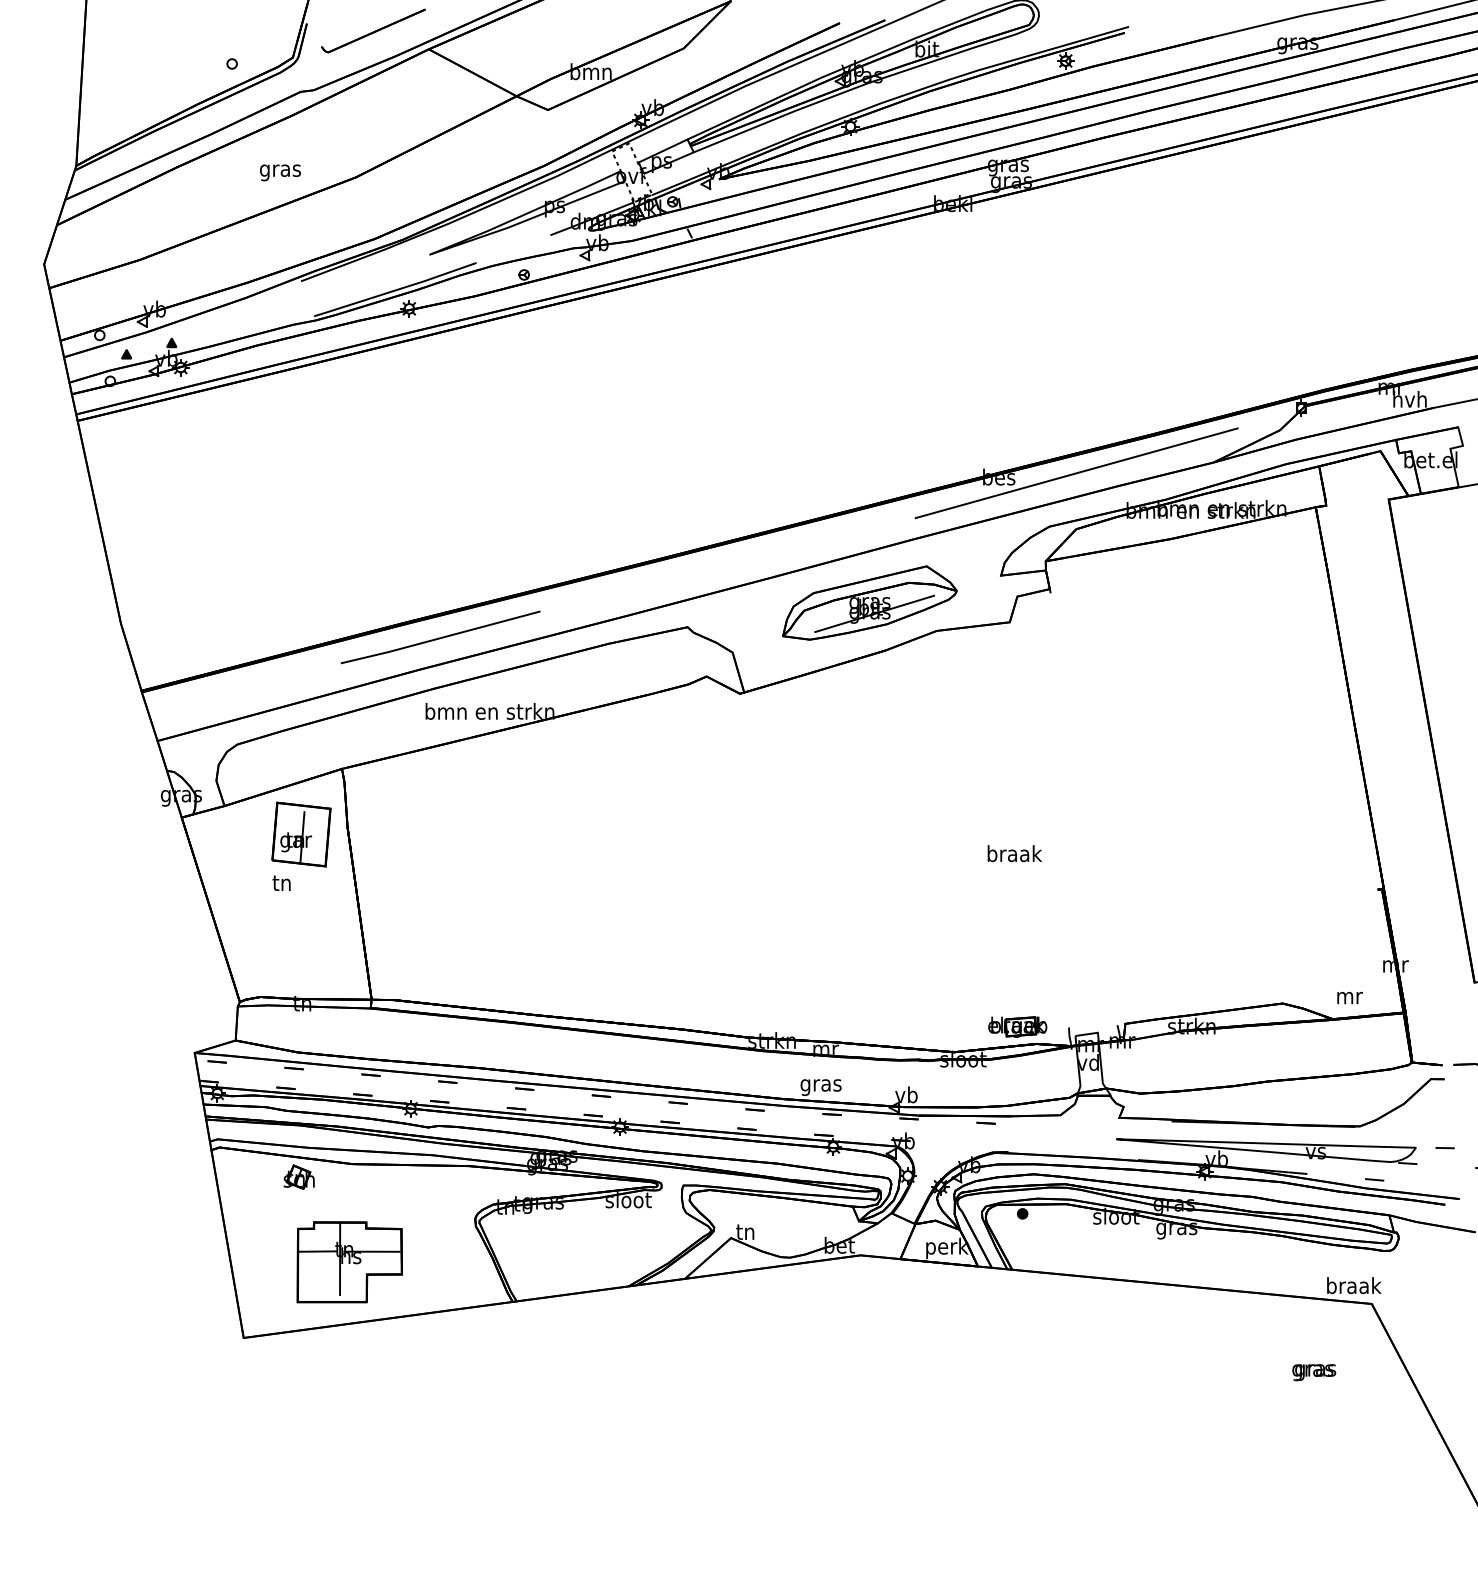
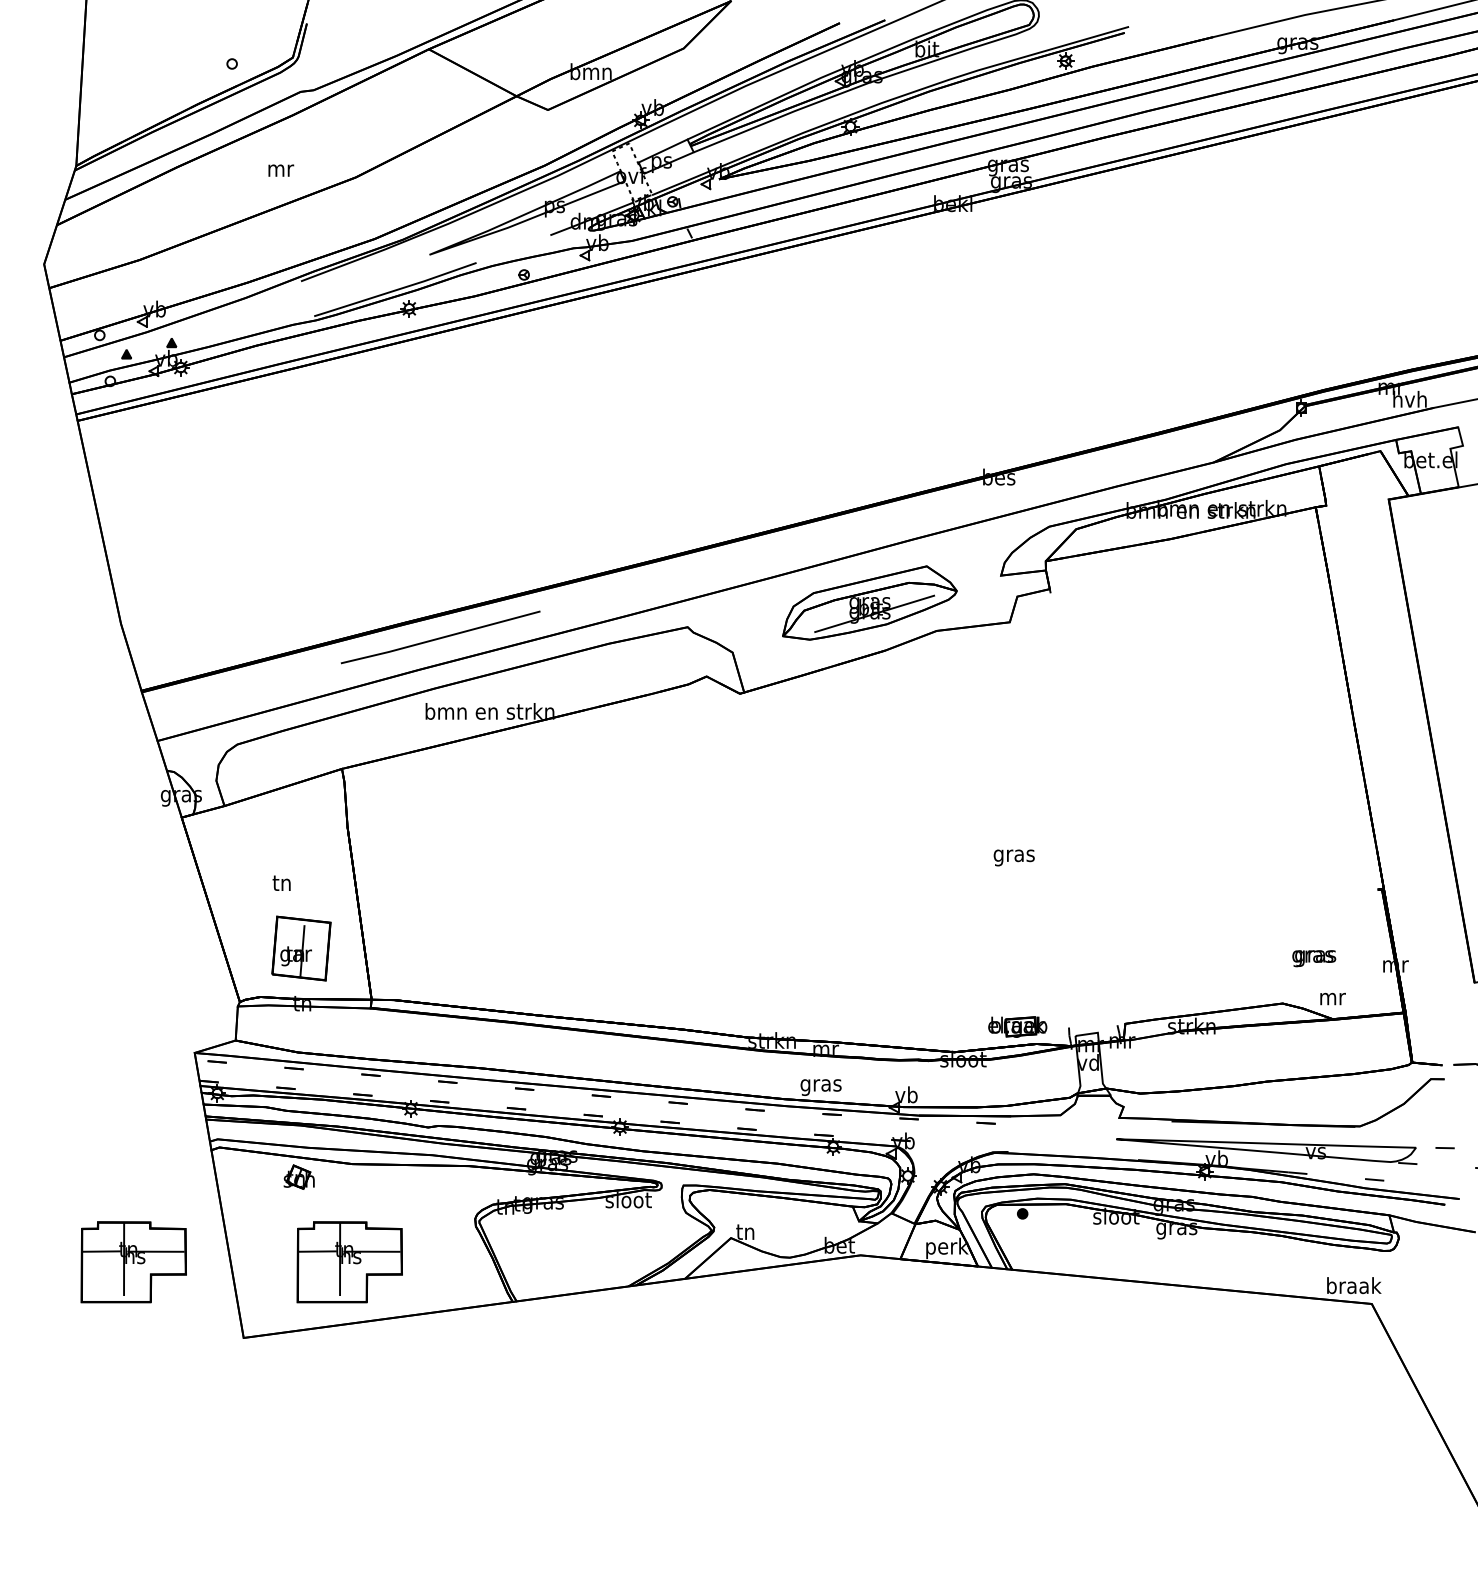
part: present -> none (373, 30)
text: gras -> mr (280, 172)
line: present -> none (1076, 473)
part position: (301, 834) -> (301, 948) (301, 948)
text: braak -> gras (1014, 855)
text position: (1349, 997) -> (1332, 998) (1332, 998)
part: none -> present (133, 1262)
text position: (1314, 1372) -> (1314, 958) (1314, 958)
